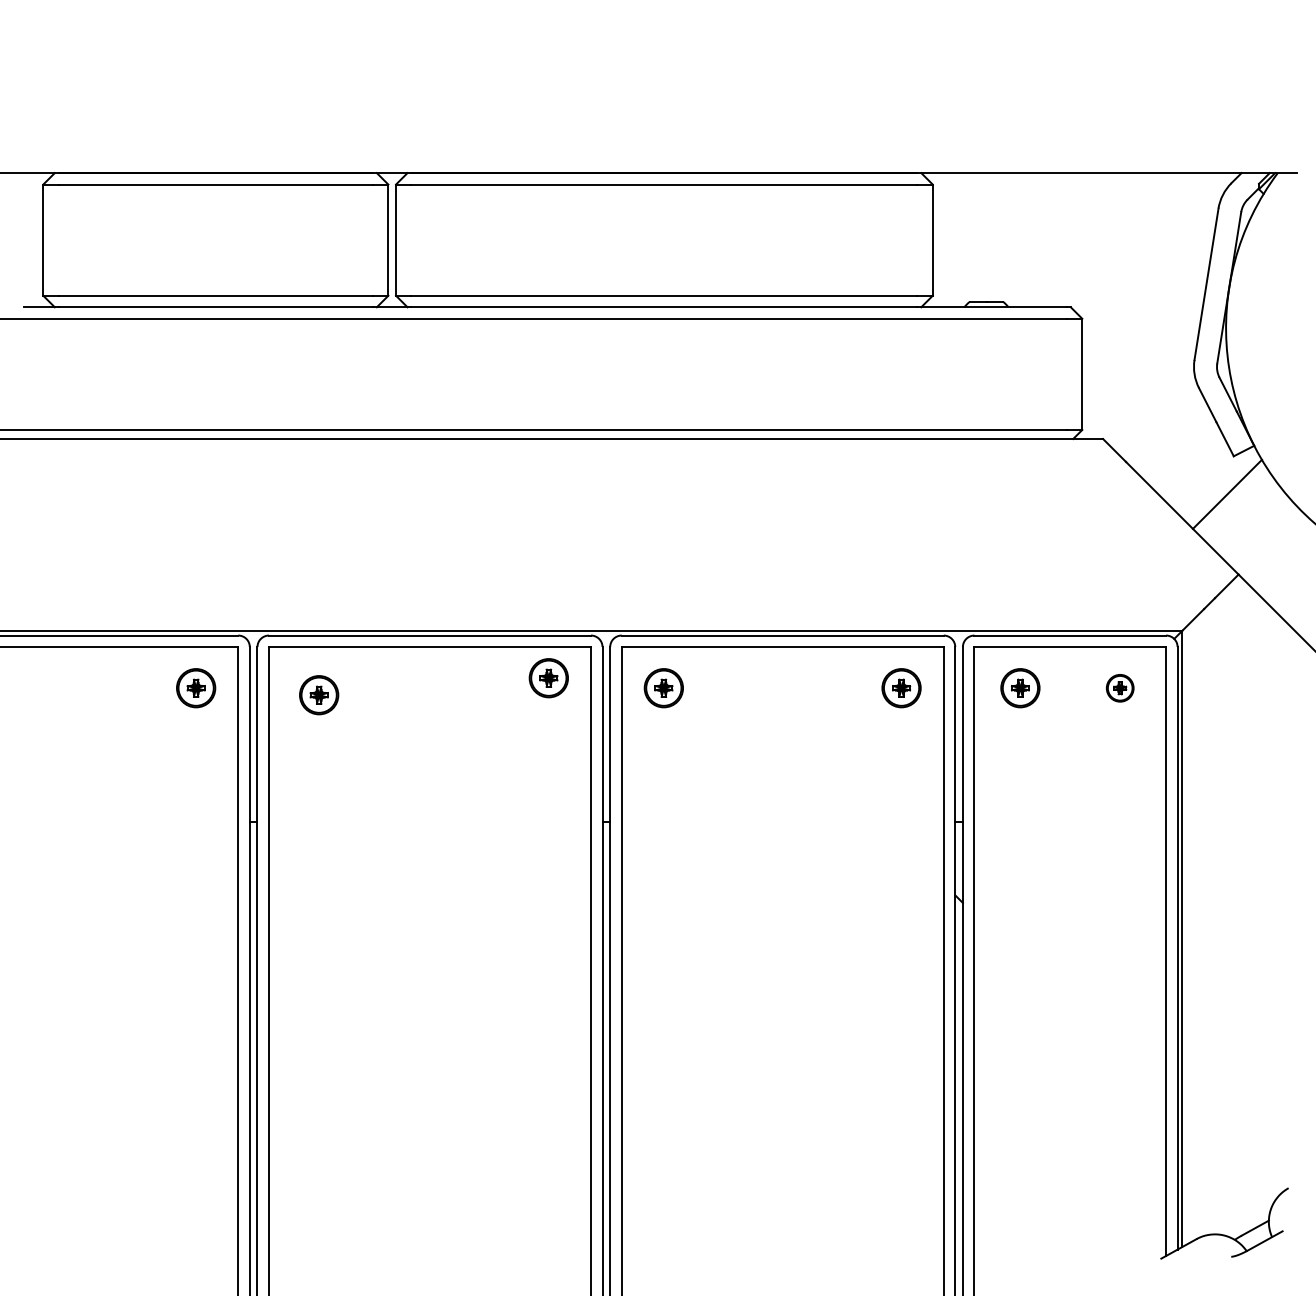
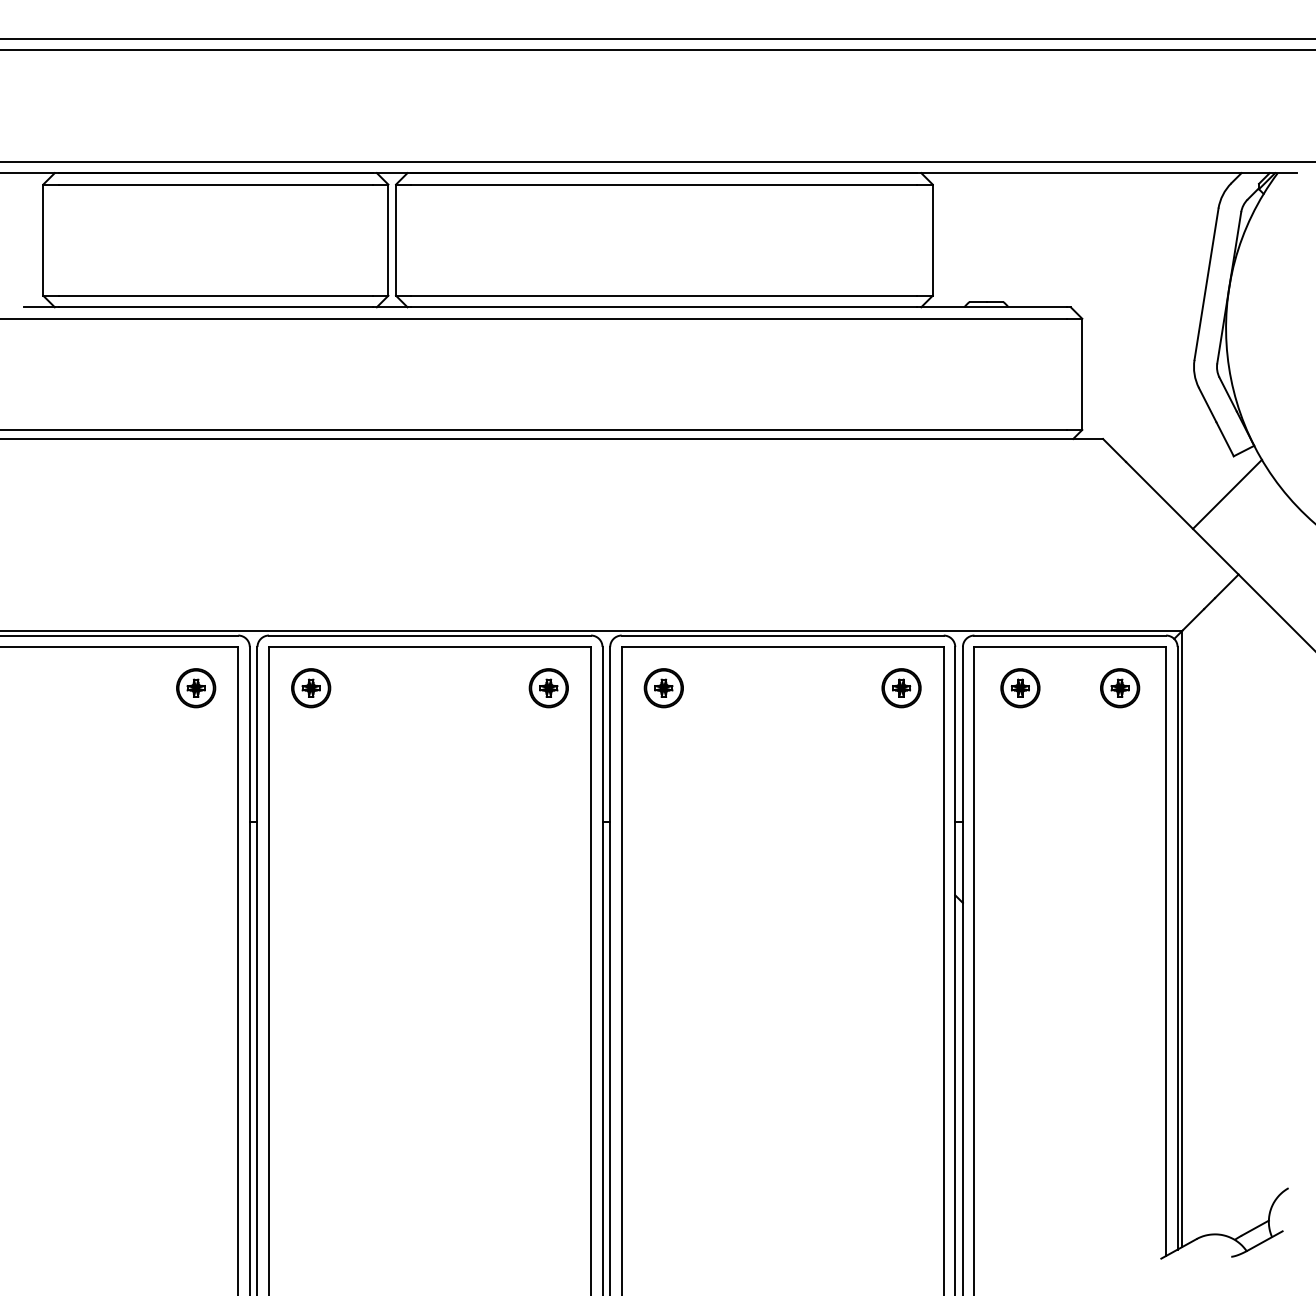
line: none -> present (657, 38)
line: none -> present (657, 50)
line: none -> present (657, 161)
part position: (548, 678) -> (548, 688) (548, 688)
part size: 30x29 px -> 41x41 px (1120, 688)
part position: (319, 695) -> (311, 688) (311, 688)
